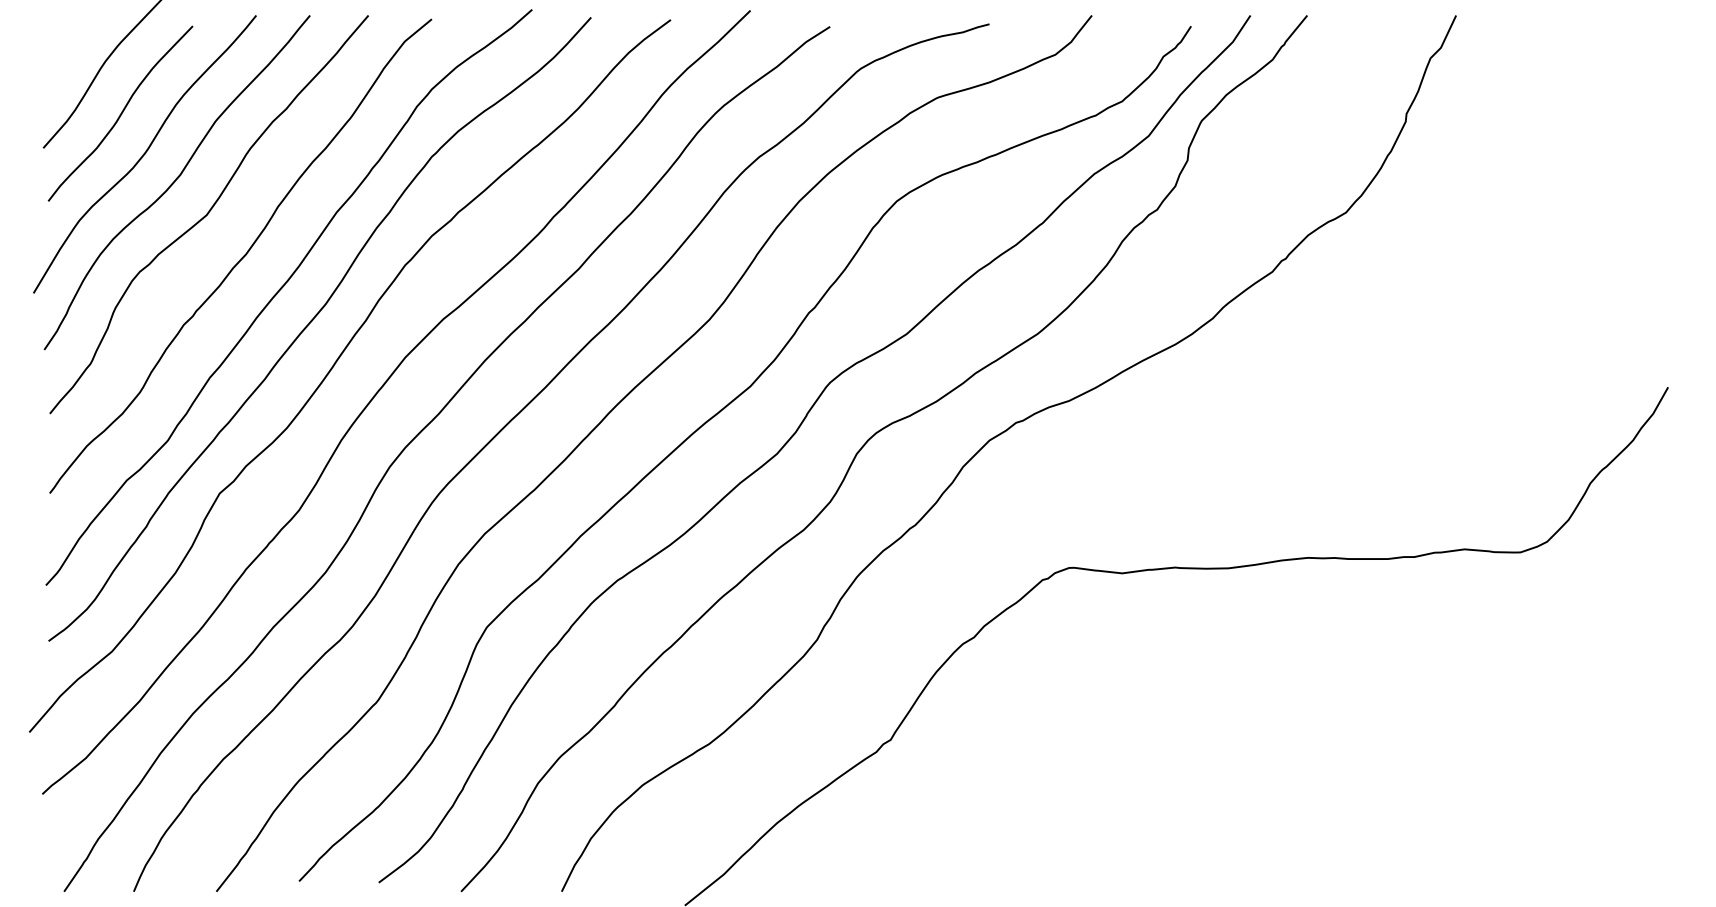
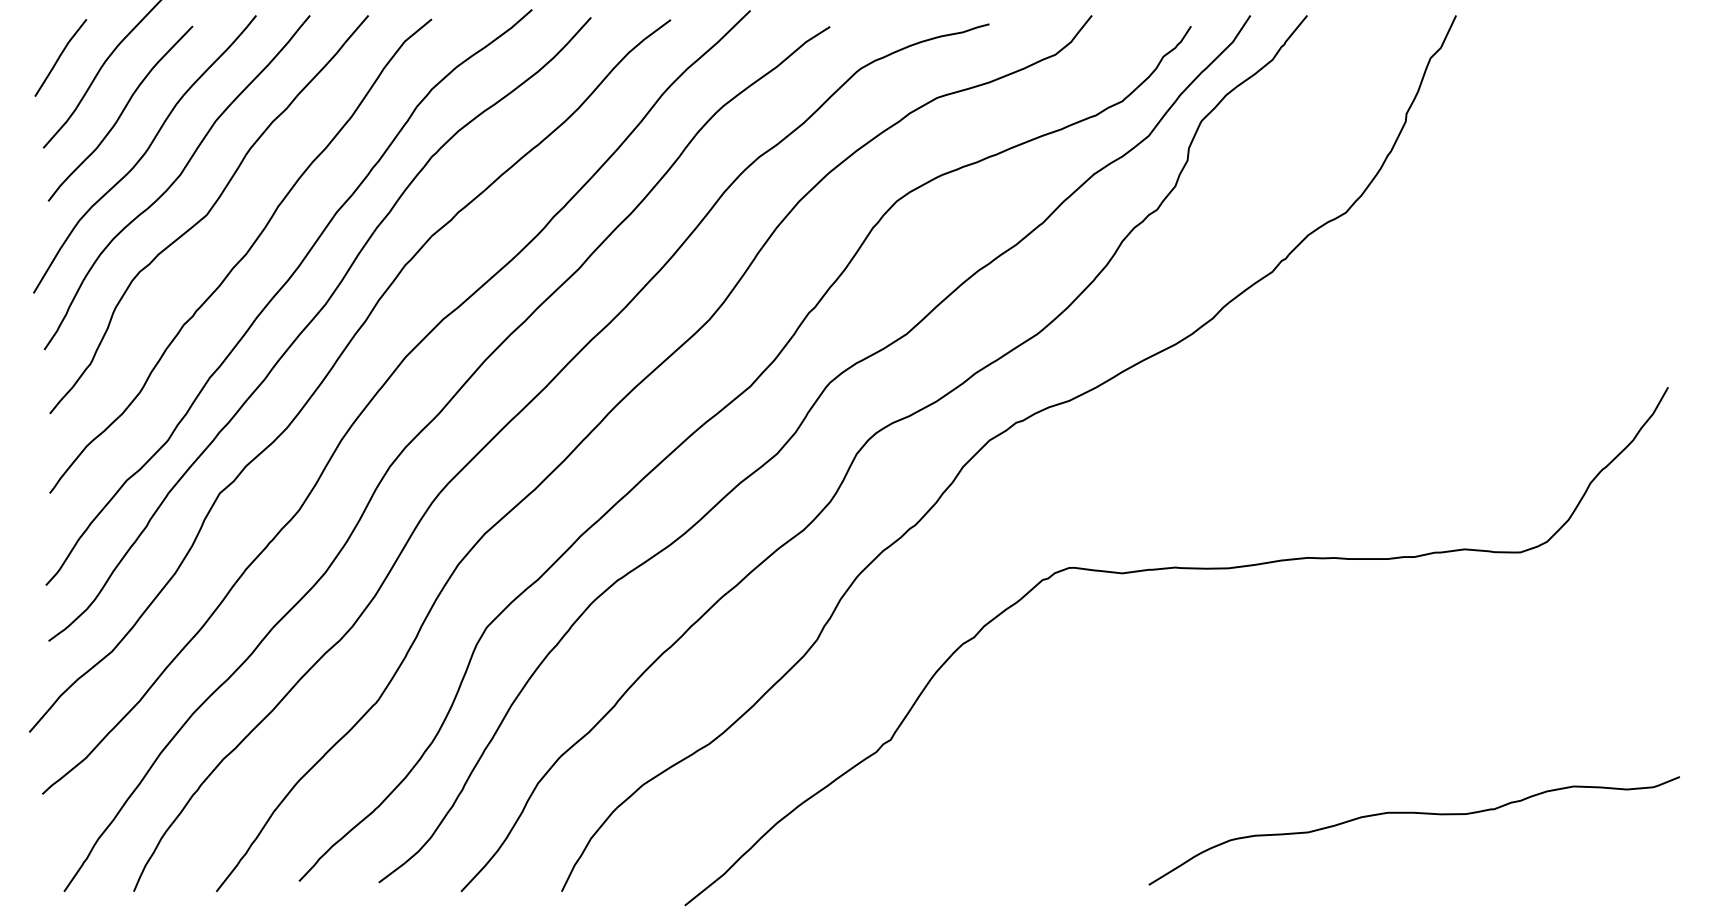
line: none -> present (60, 57)
curve: none -> present (1414, 813)
